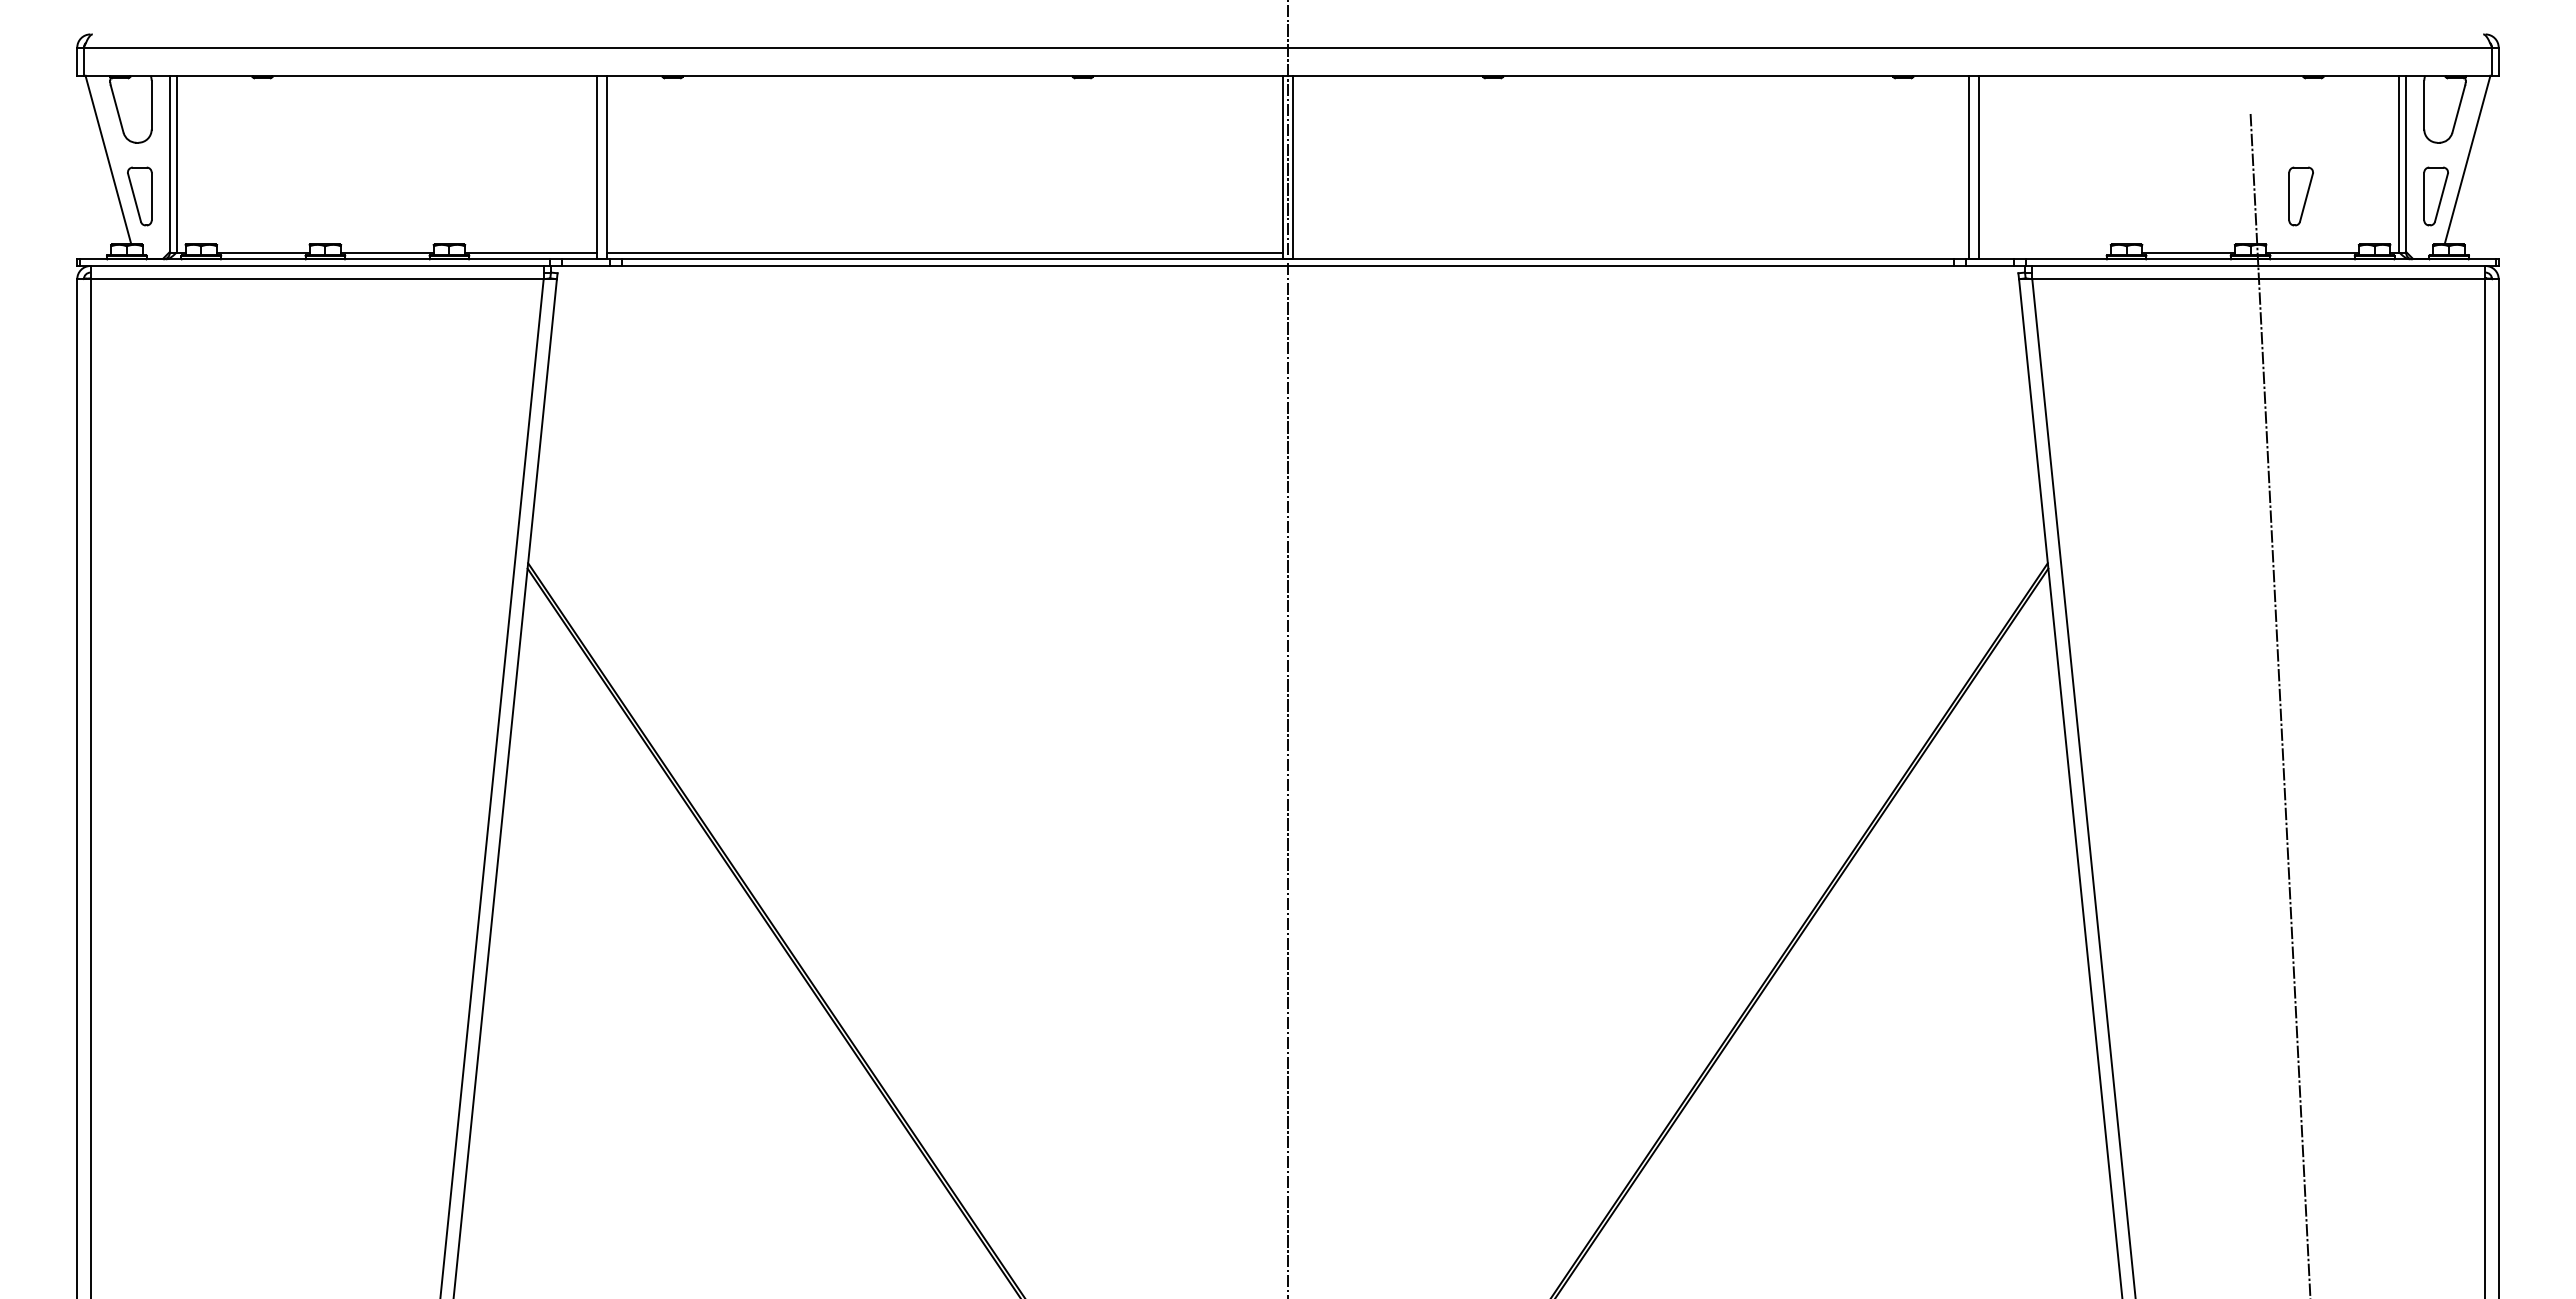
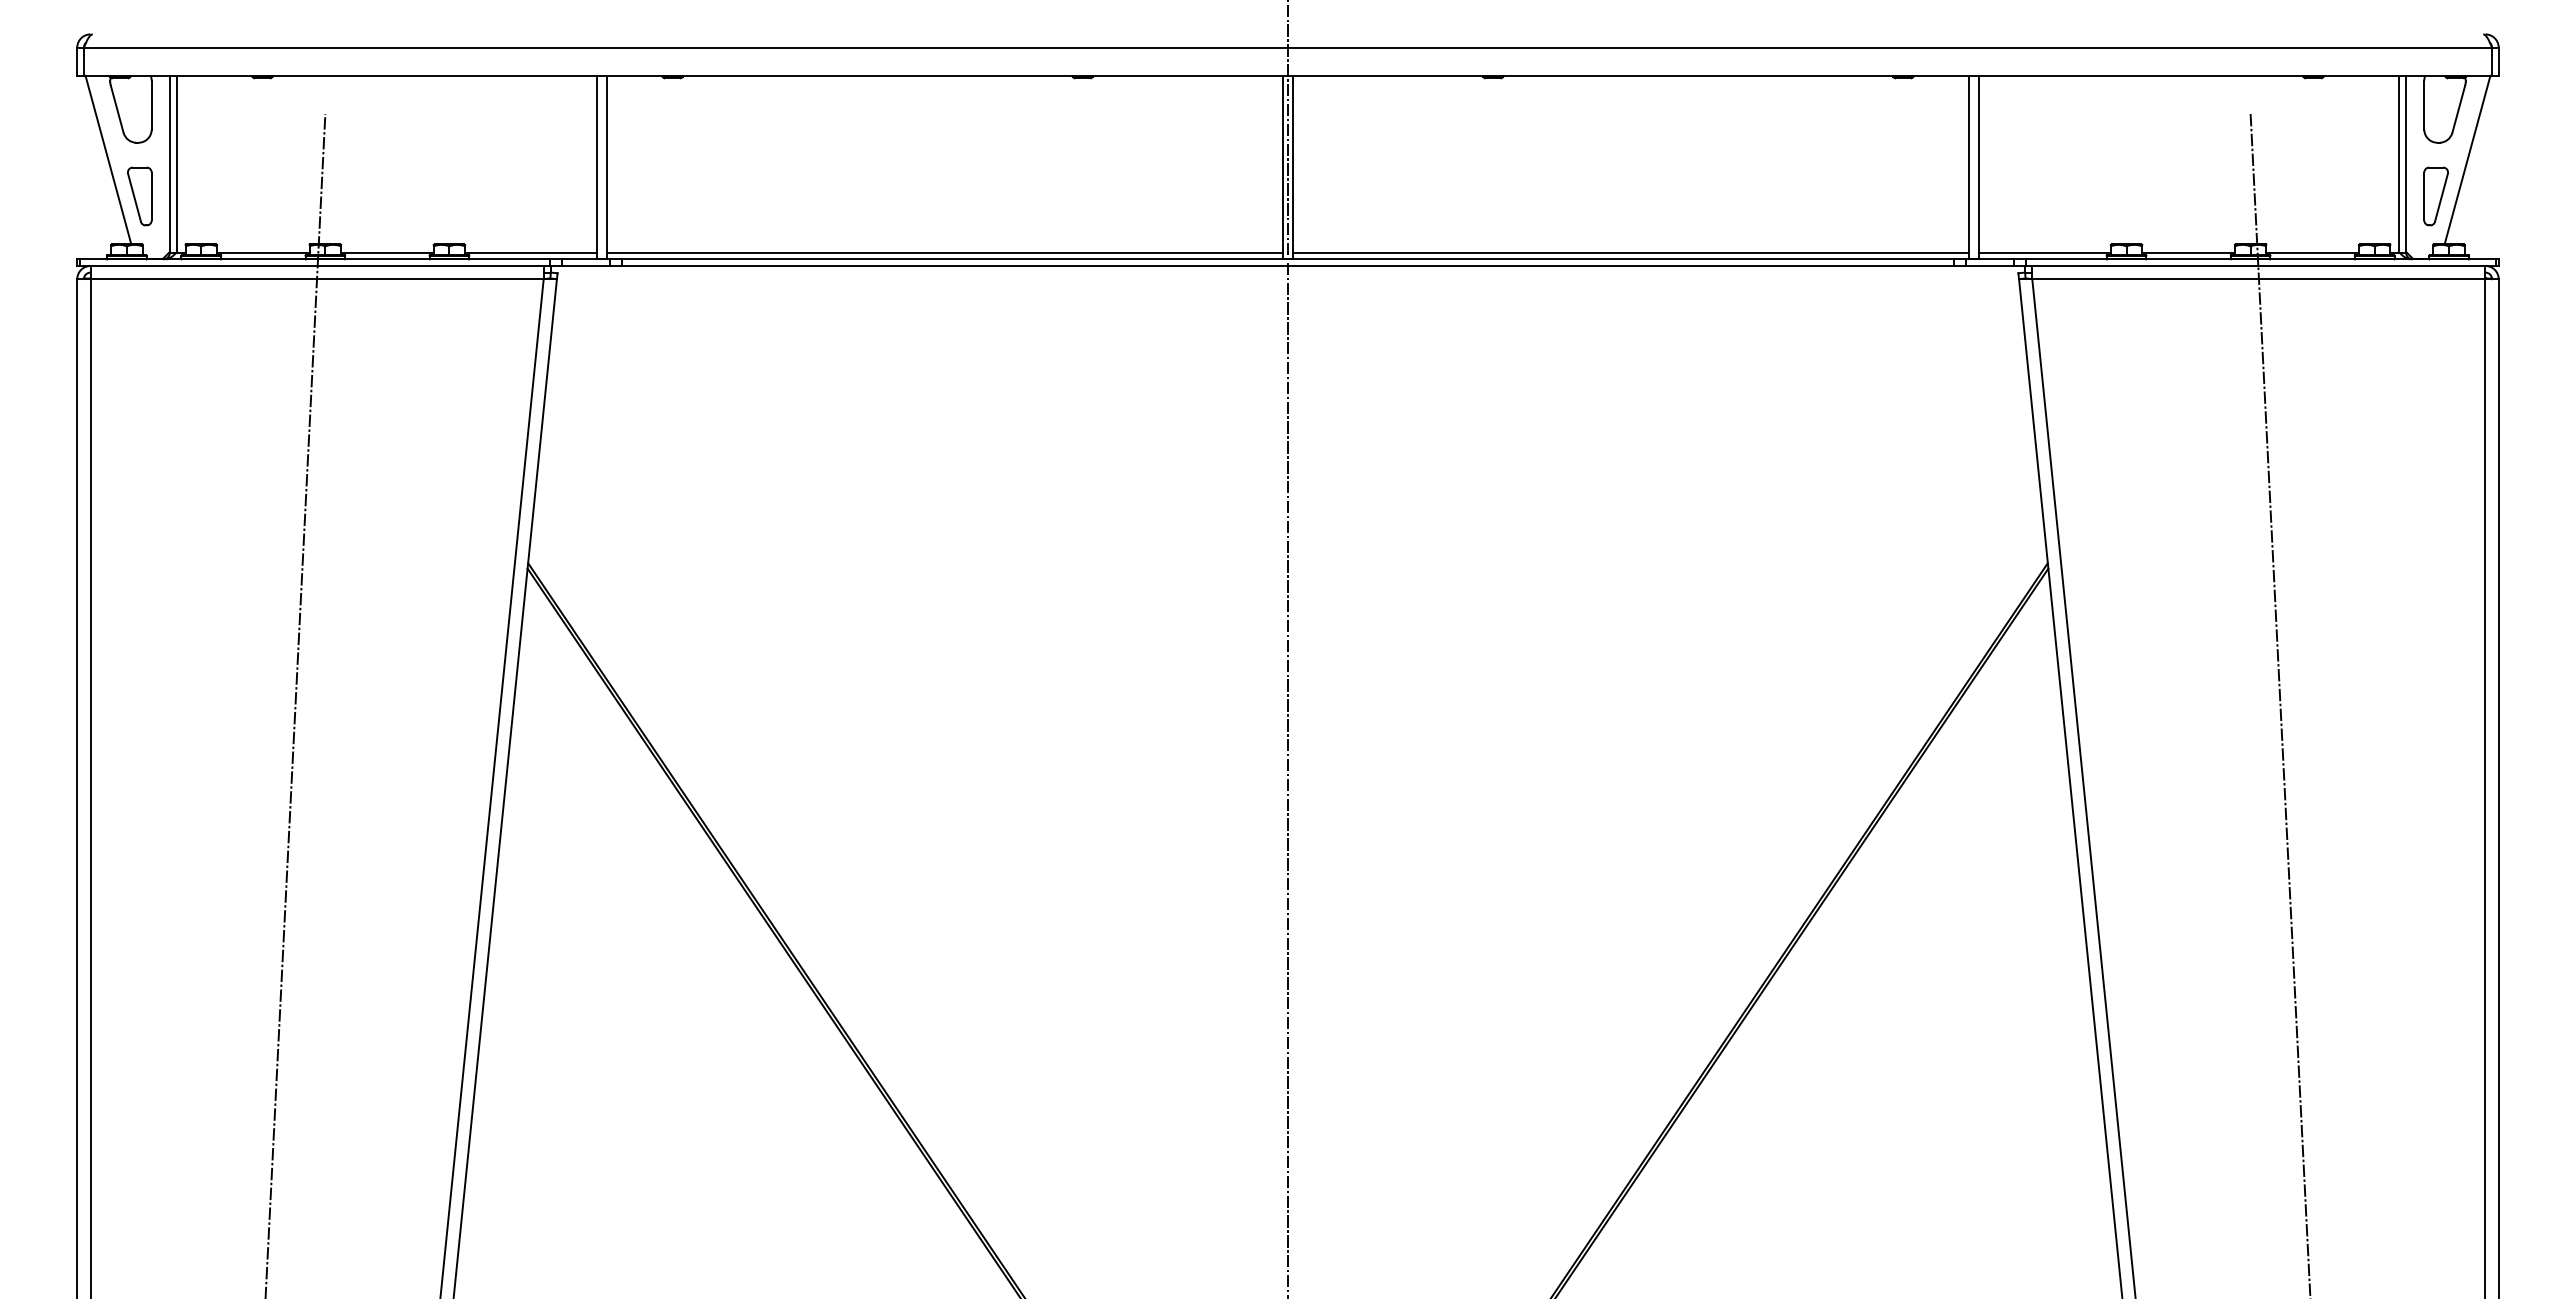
part: present -> none (2300, 196)
line: none -> present (1630, 252)
line: none -> present (2044, 252)
line: none -> present (295, 704)
